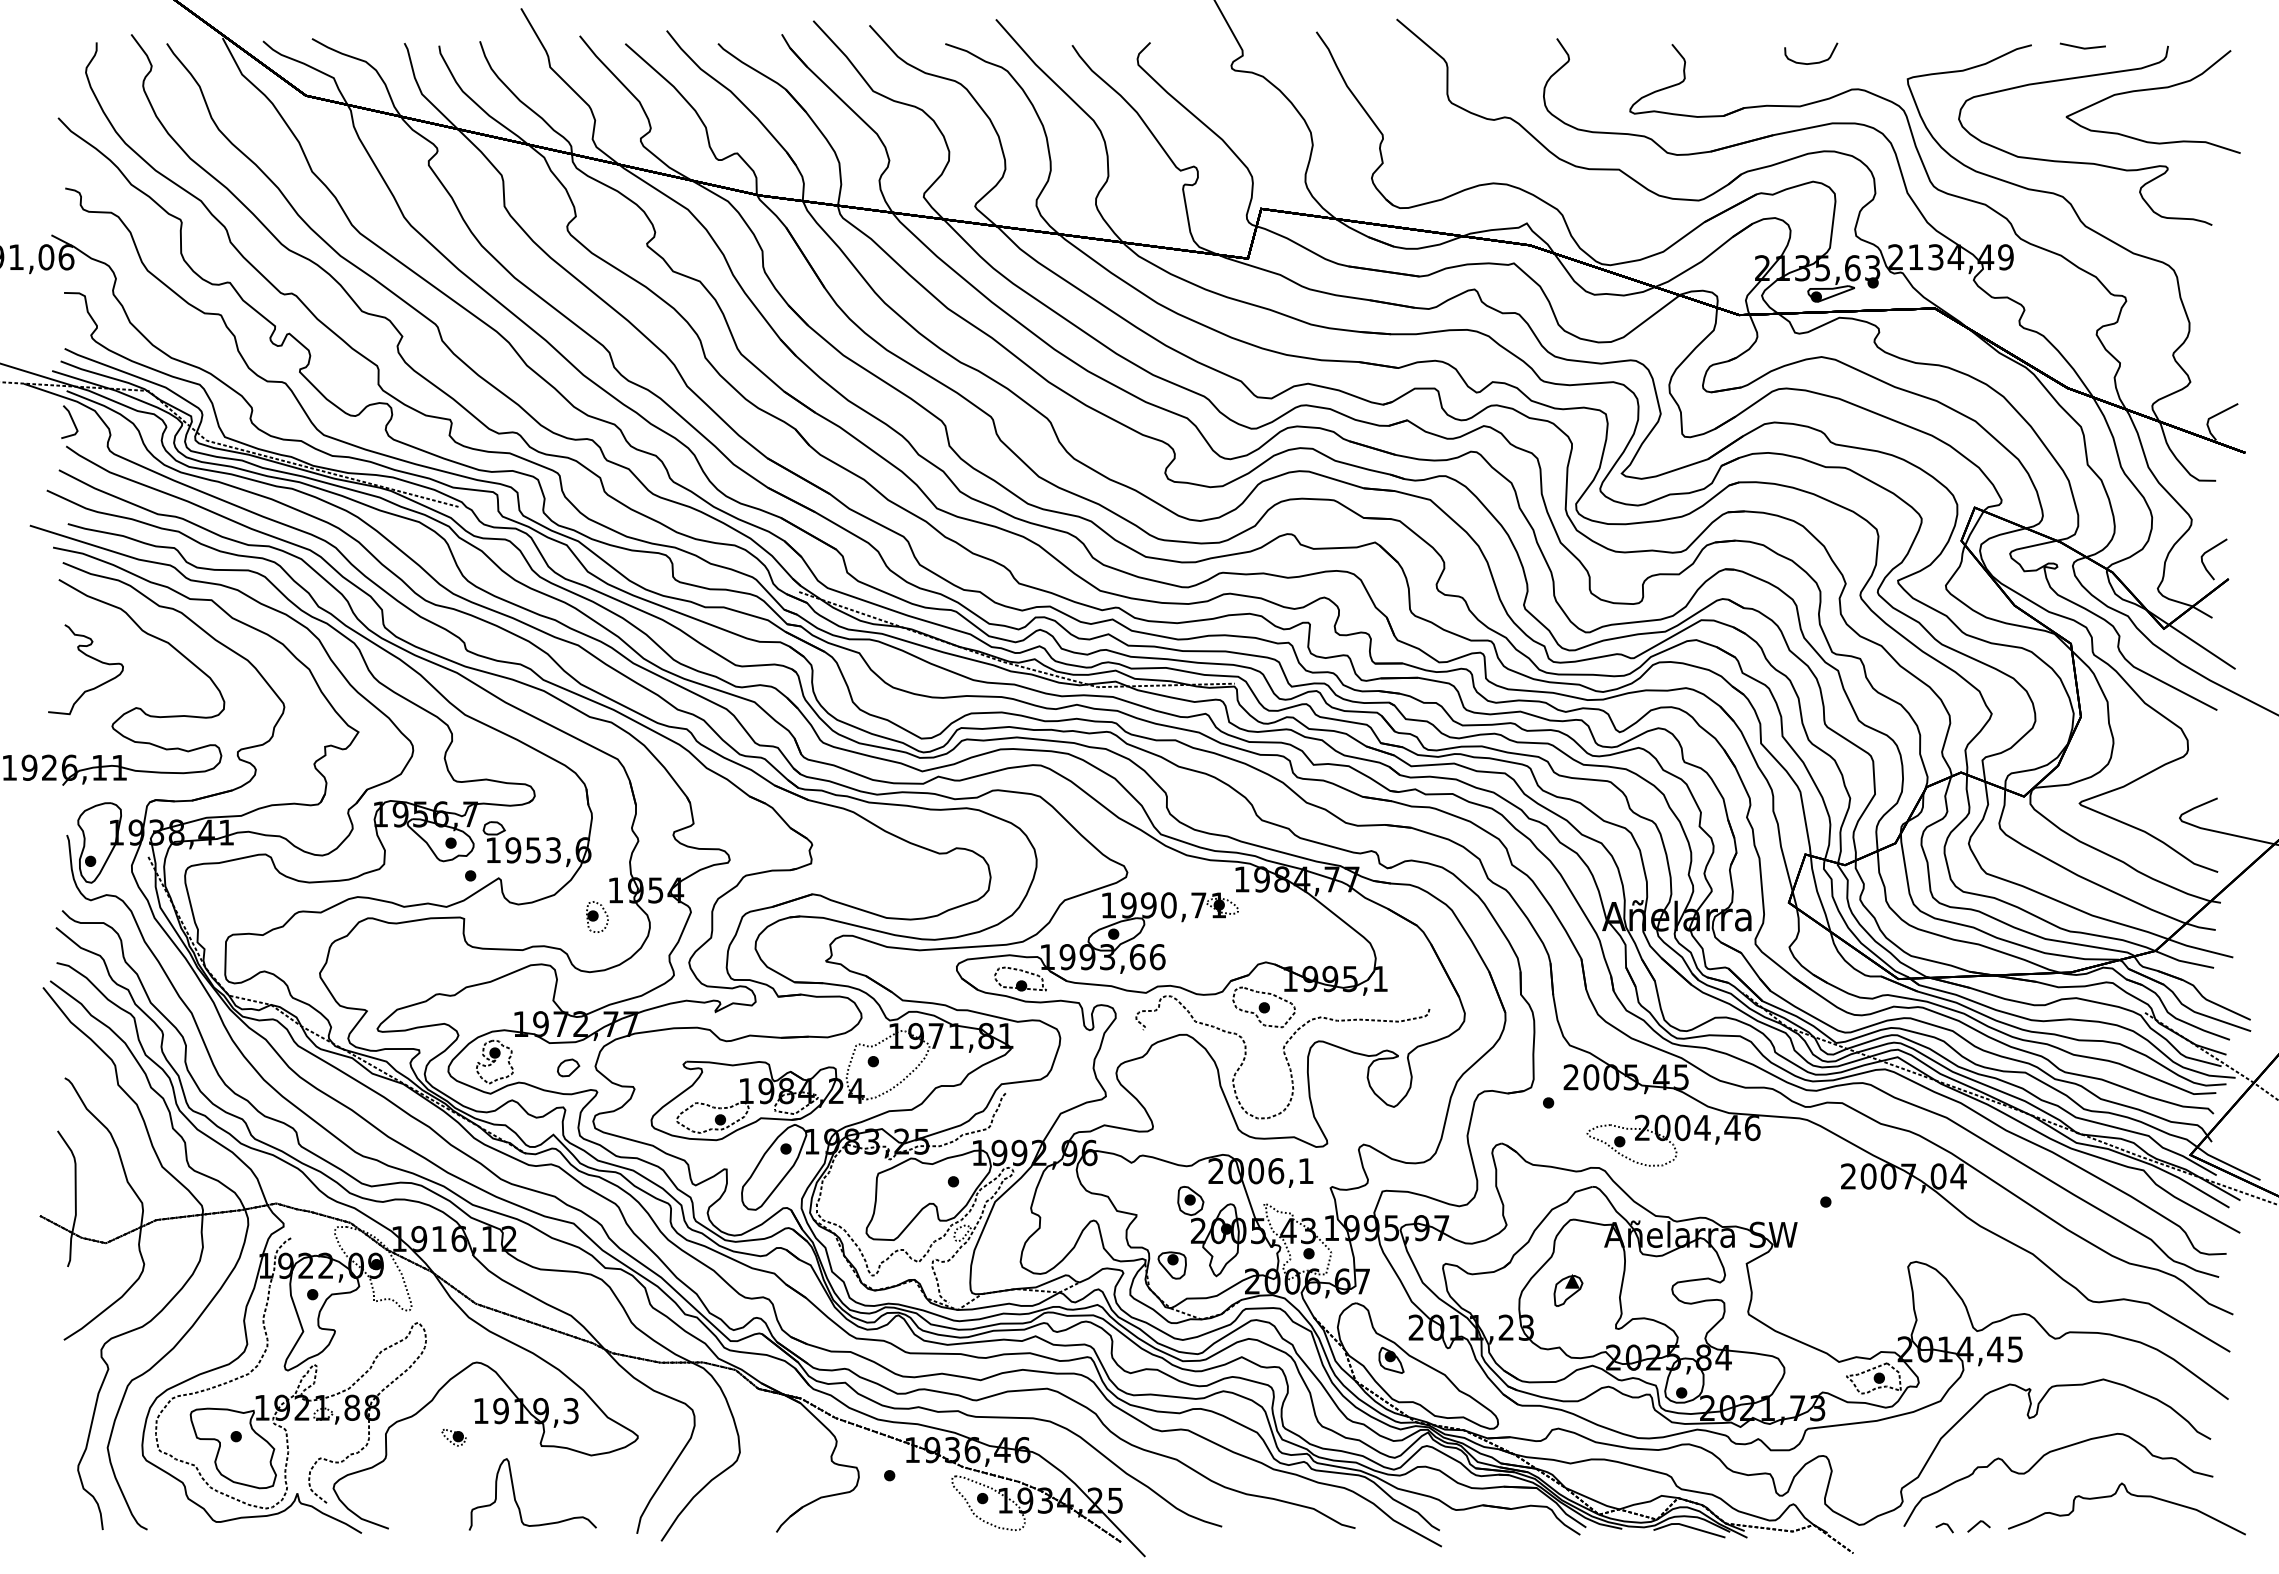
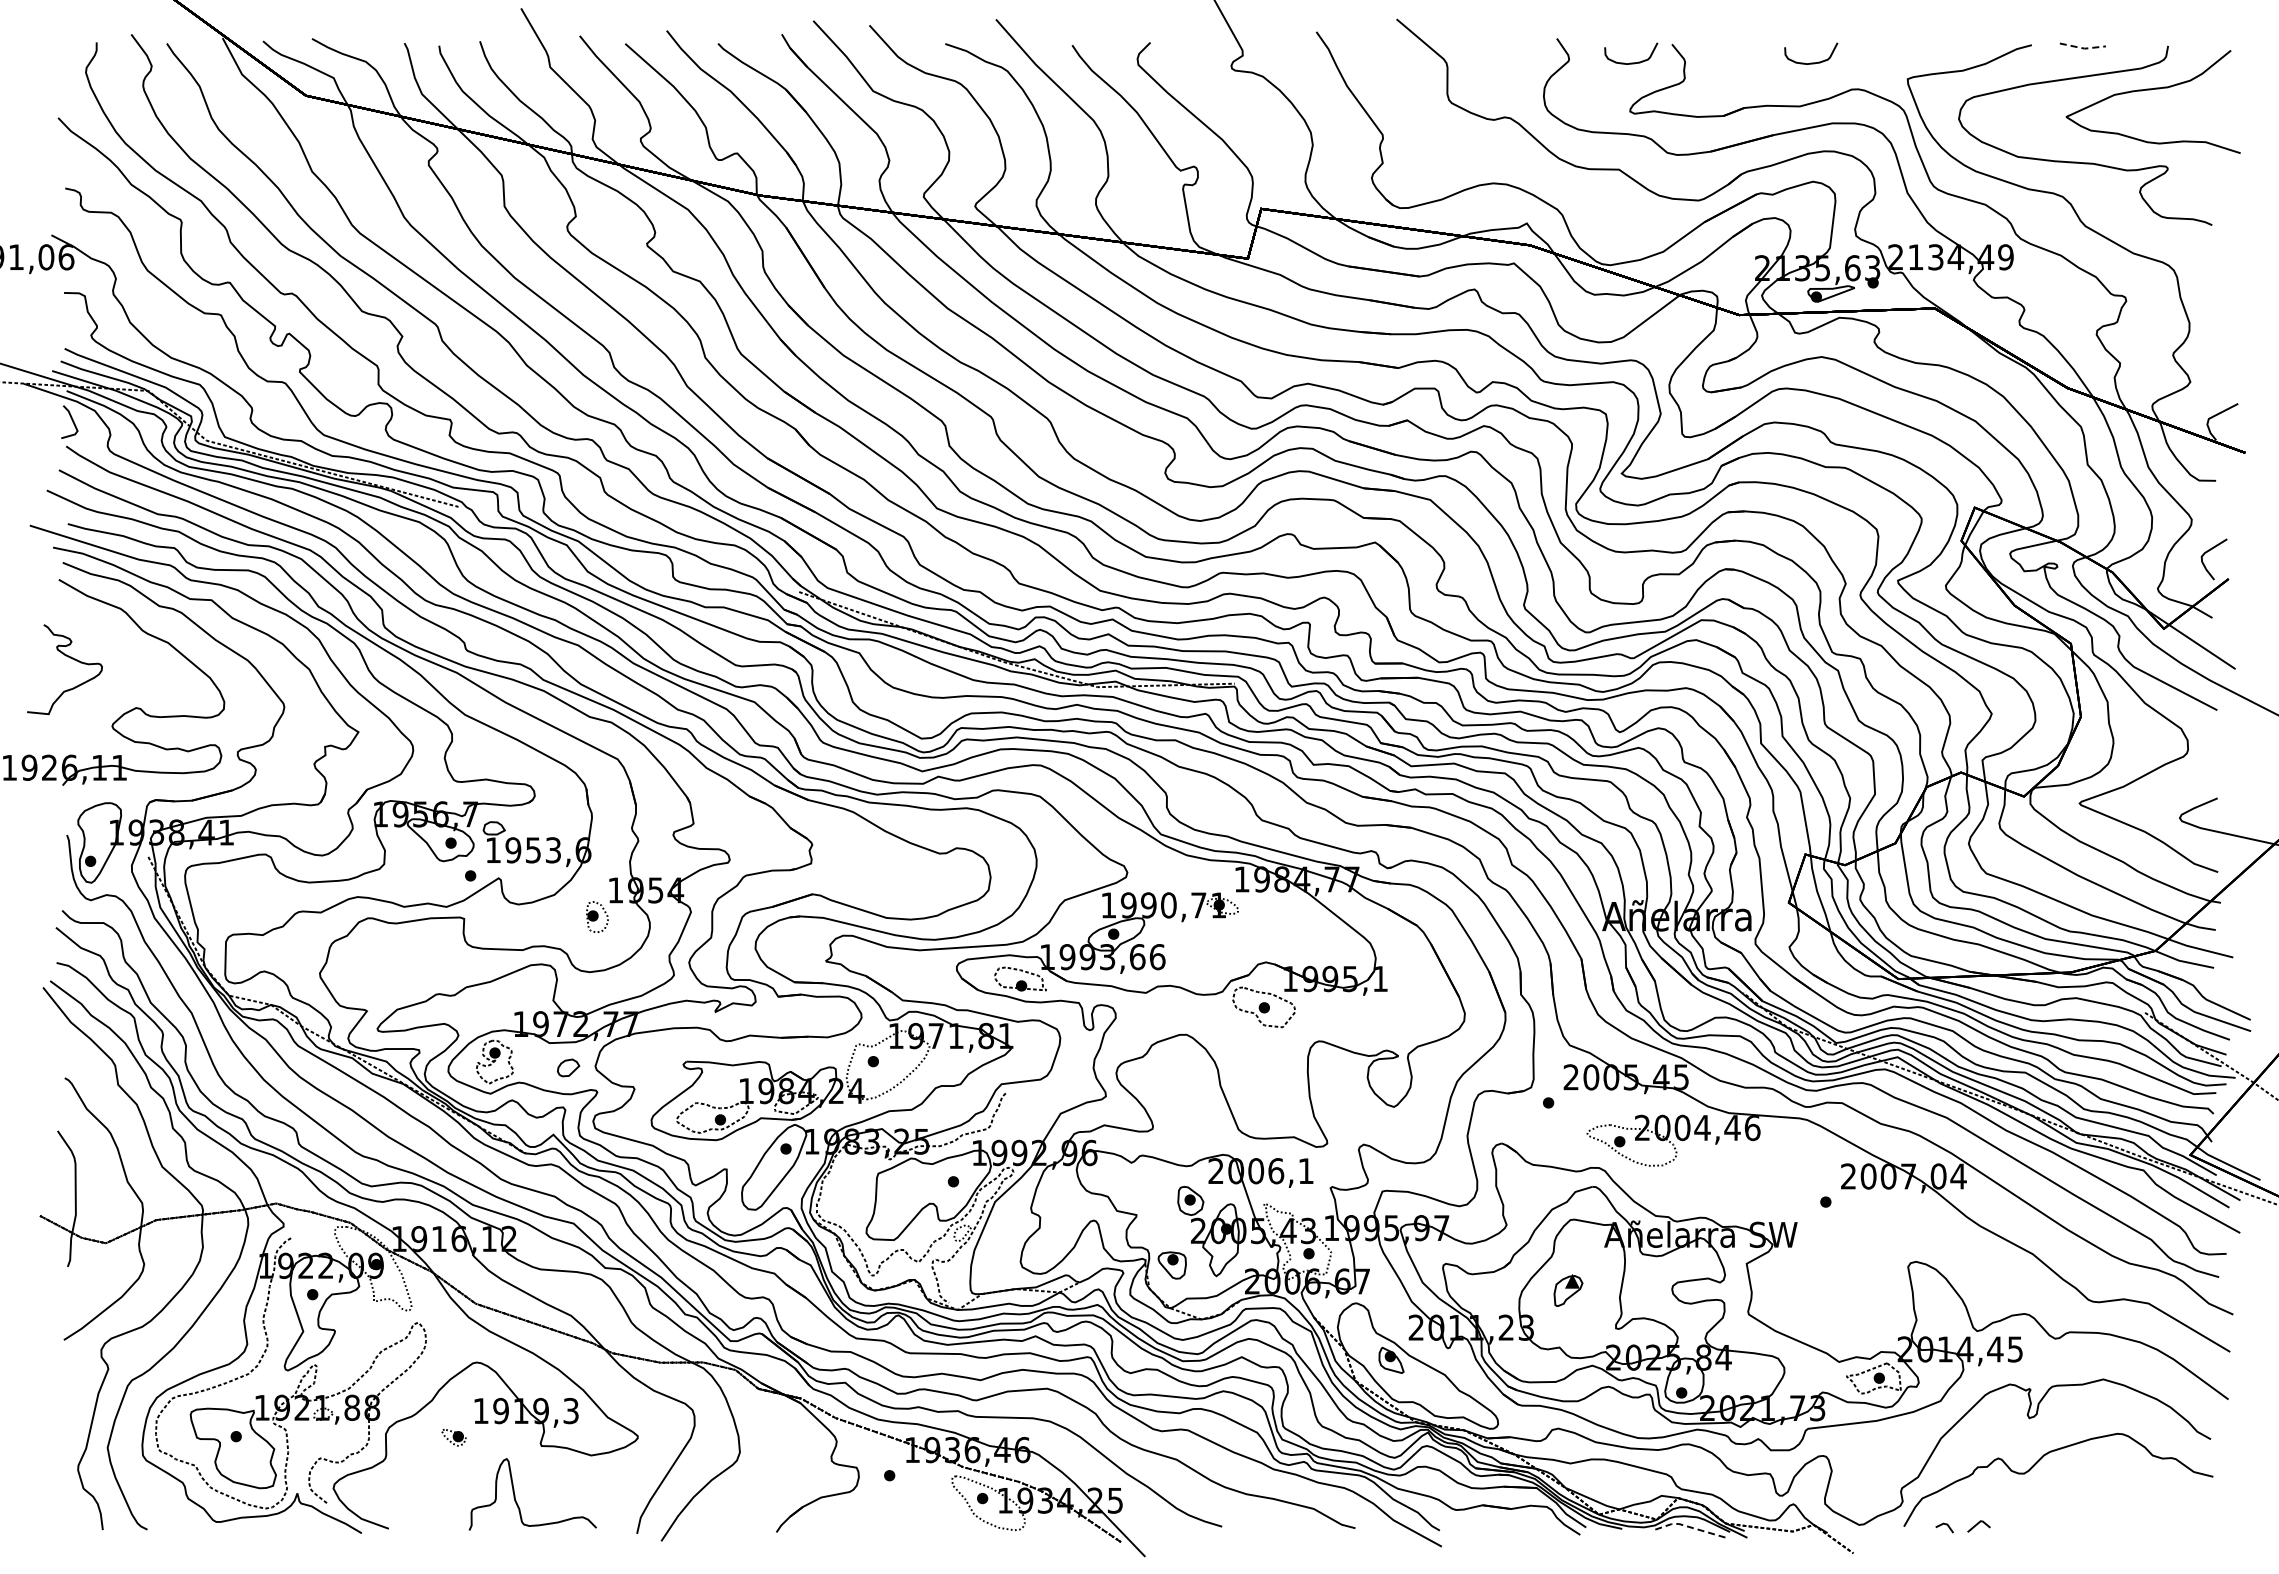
line: solid -> dashed (2083, 48)
curve: none -> present (1631, 62)
curve position: (91, 658) -> (70, 658) (70, 658)
curve: present -> none (1284, 1055)
curve: present -> none (2131, 1495)
line: solid -> dashed (1687, 1526)
